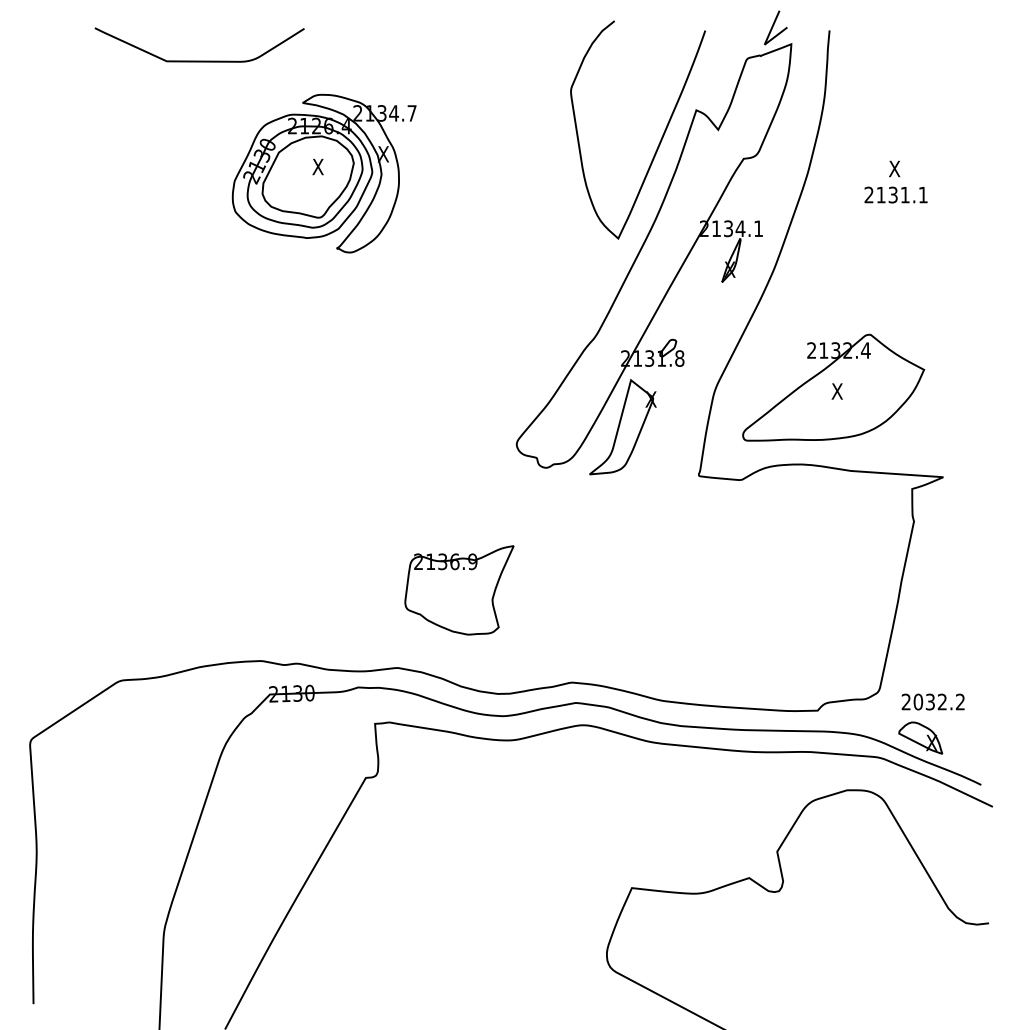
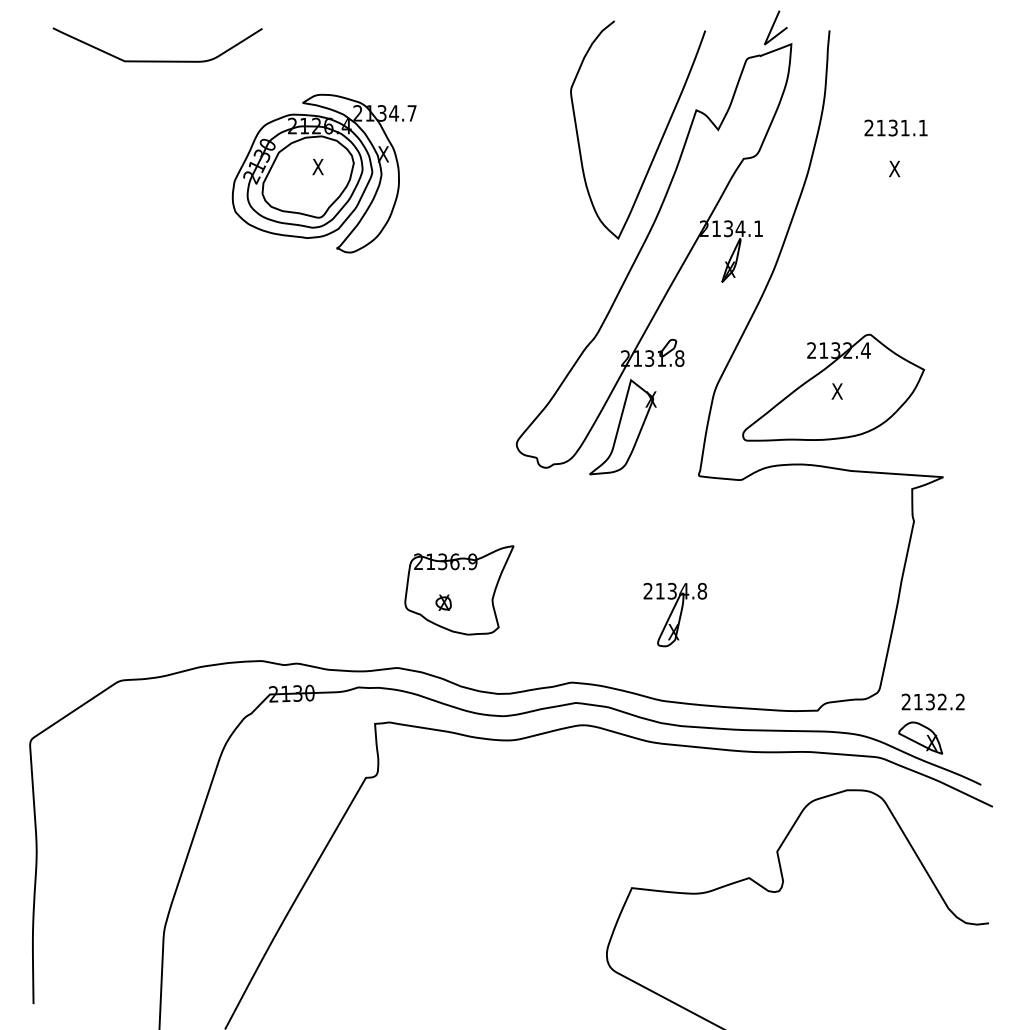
curve position: (199, 60) -> (157, 60) (157, 60)
text position: (895, 194) -> (895, 127) (895, 127)
part: none -> present (443, 602)
part: none -> present (674, 614)
text: 2032.2 -> 2132.2 (918, 701)
